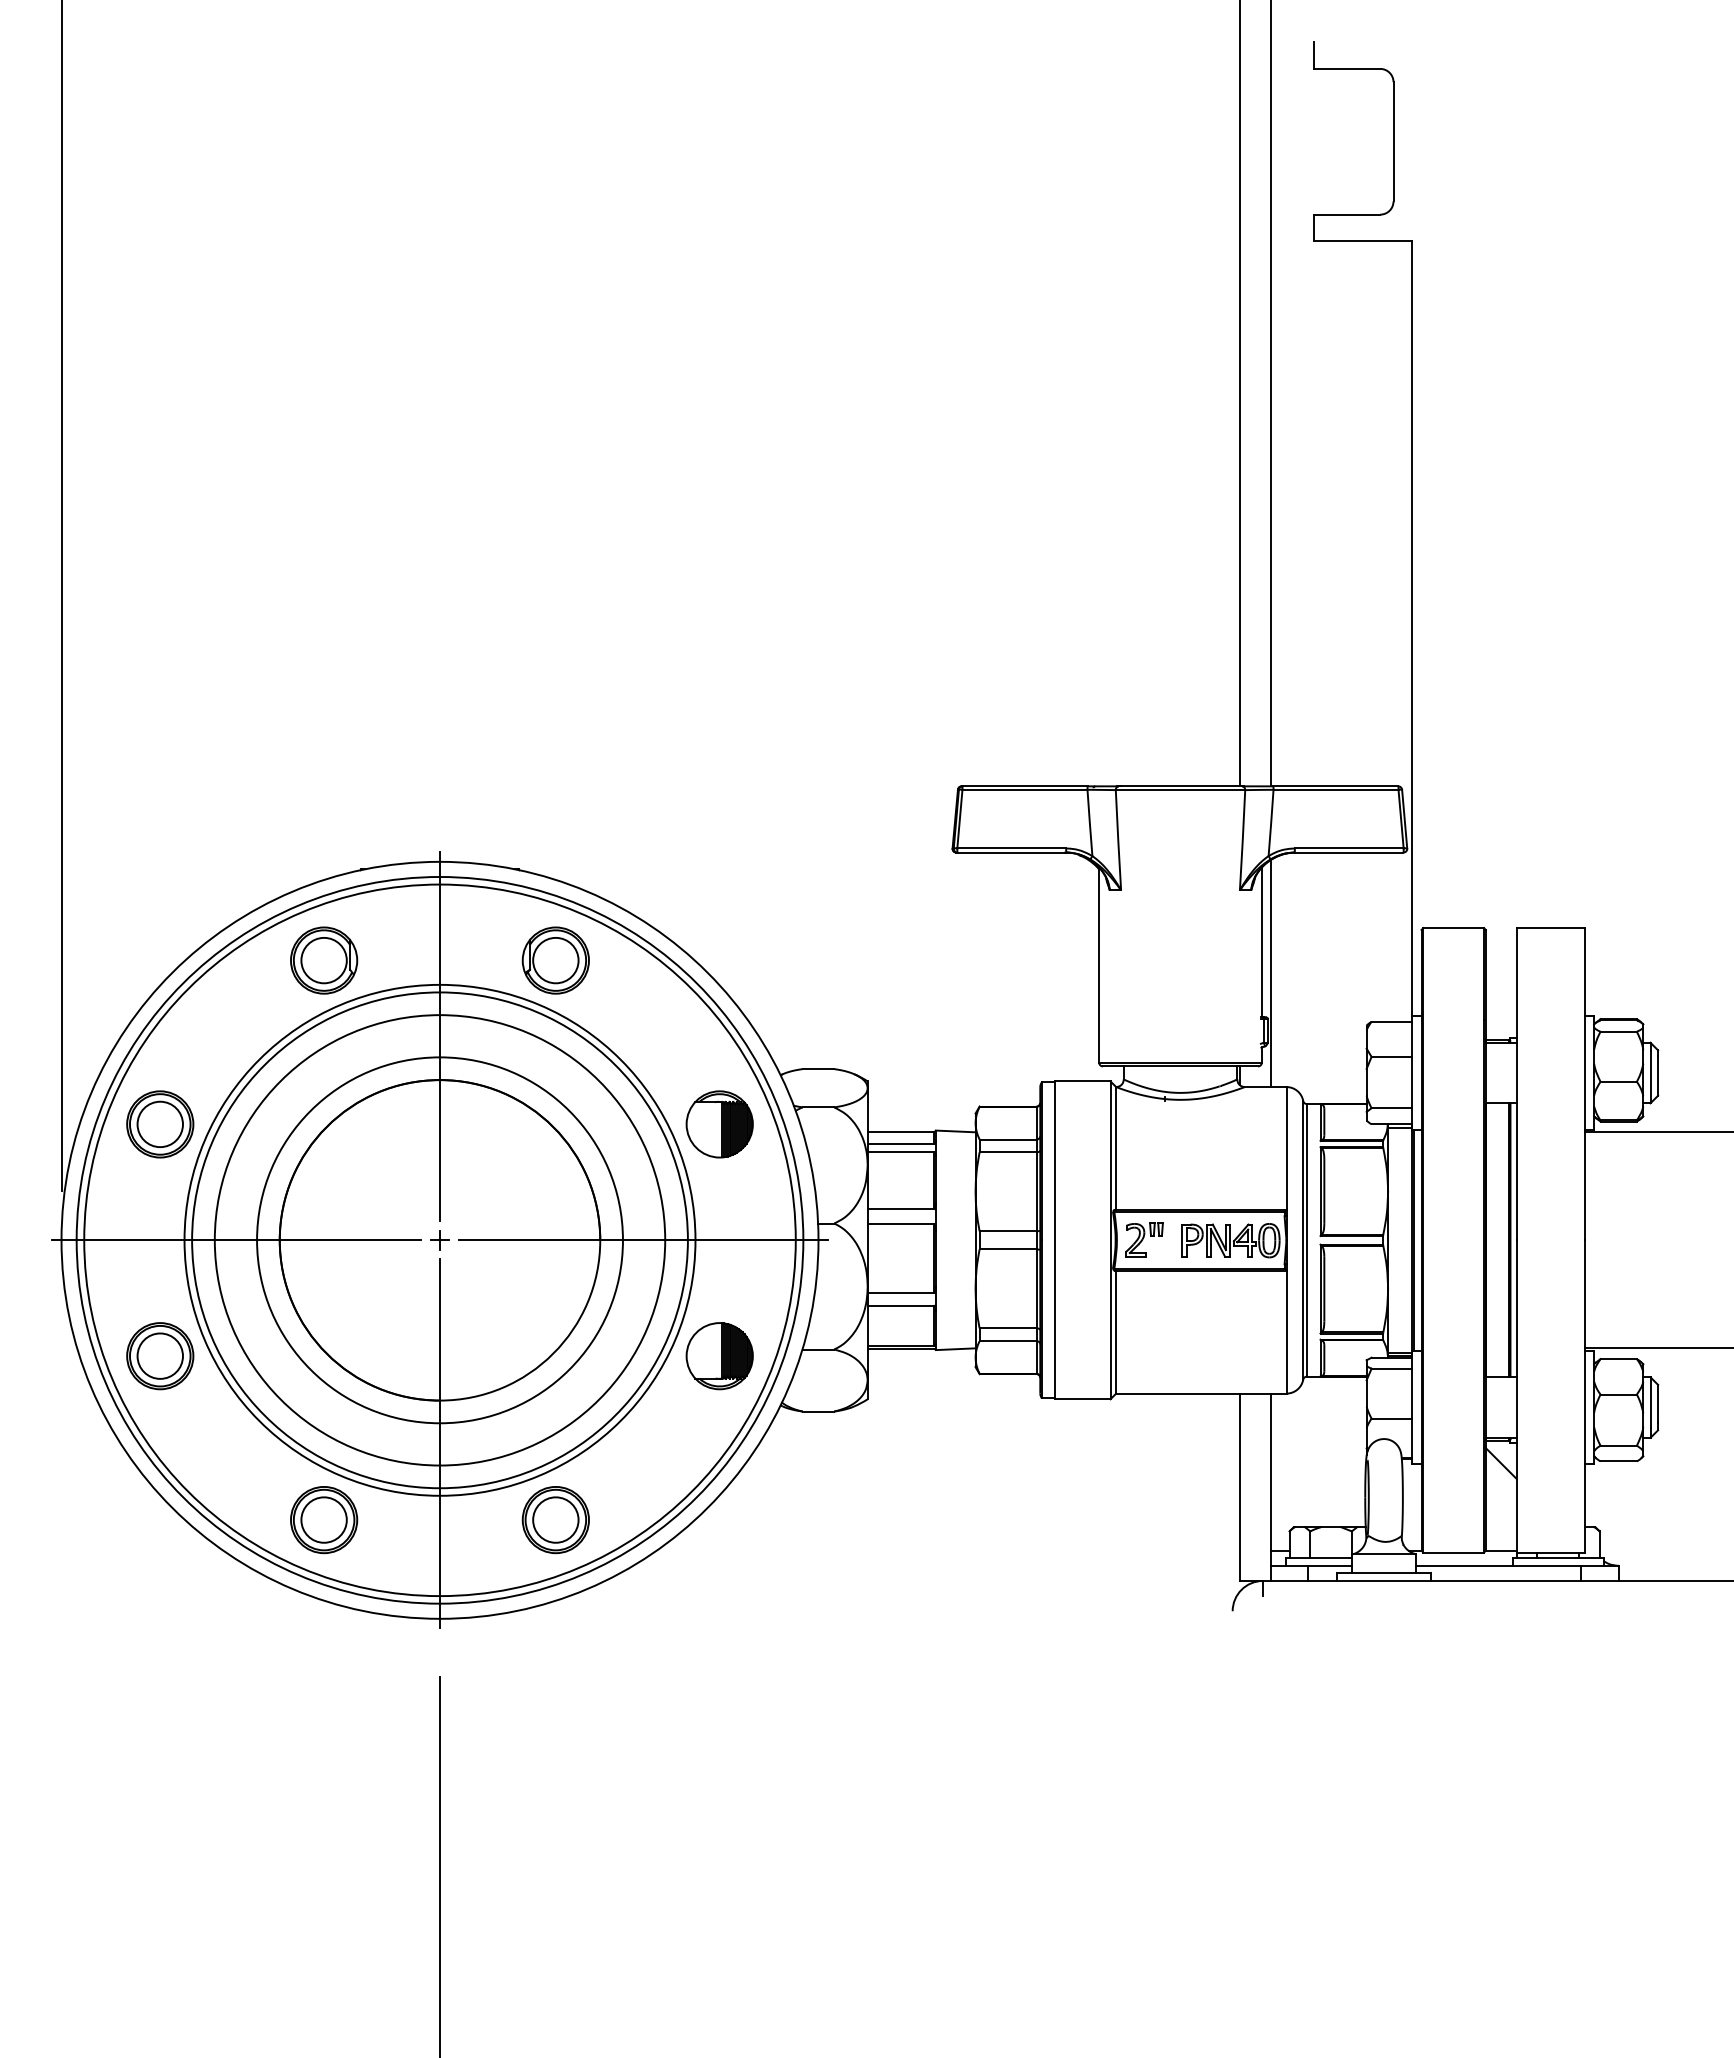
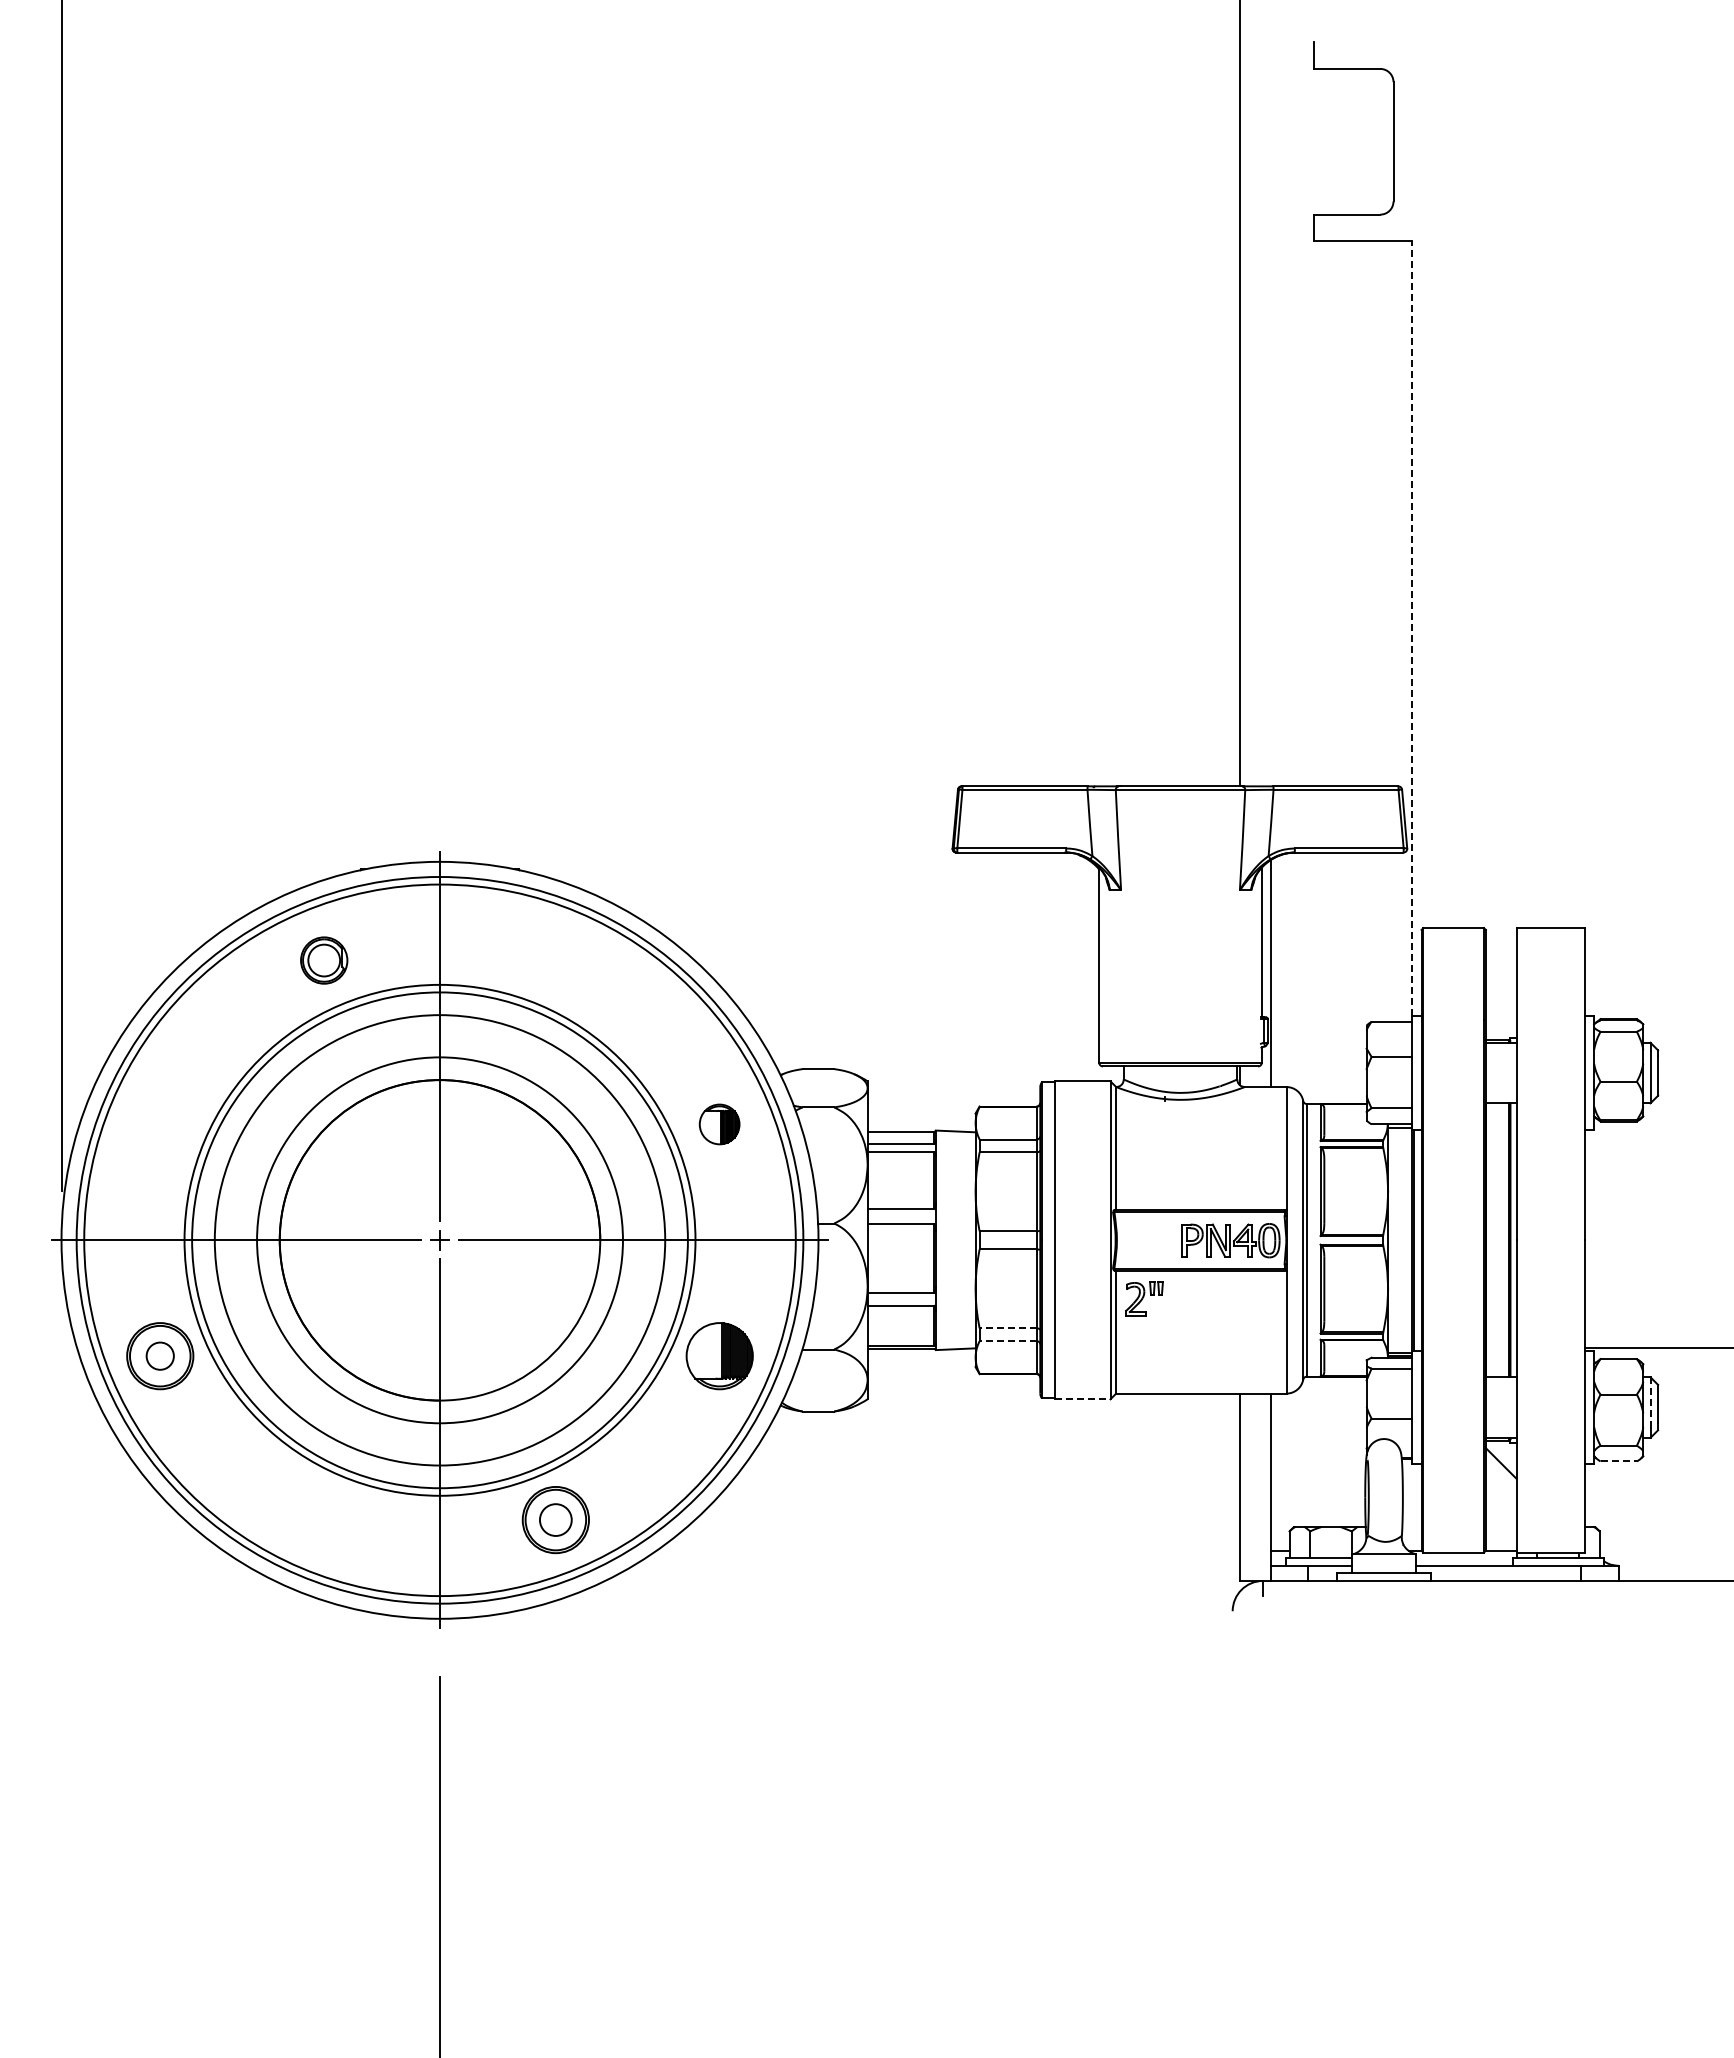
line: present -> none (1270, 394)
line: solid -> dashed (1412, 628)
part size: 69x69 px -> 49x49 px (324, 960)
part: present -> none (555, 960)
part: present -> none (160, 1124)
part size: 69x69 px -> 43x43 px (719, 1124)
line: present -> none (1657, 1132)
part position: (1144, 1239) -> (1144, 1298) (1144, 1298)
line: solid -> dashed (1007, 1328)
line: solid -> dashed (1007, 1341)
circle diameter: 45 px -> 27 px (159, 1355)
line: solid -> dashed (1082, 1399)
line: solid -> dashed (1650, 1402)
line: solid -> dashed (1619, 1461)
circle diameter: 45 px -> 32 px (555, 1519)
part: present -> none (324, 1520)
